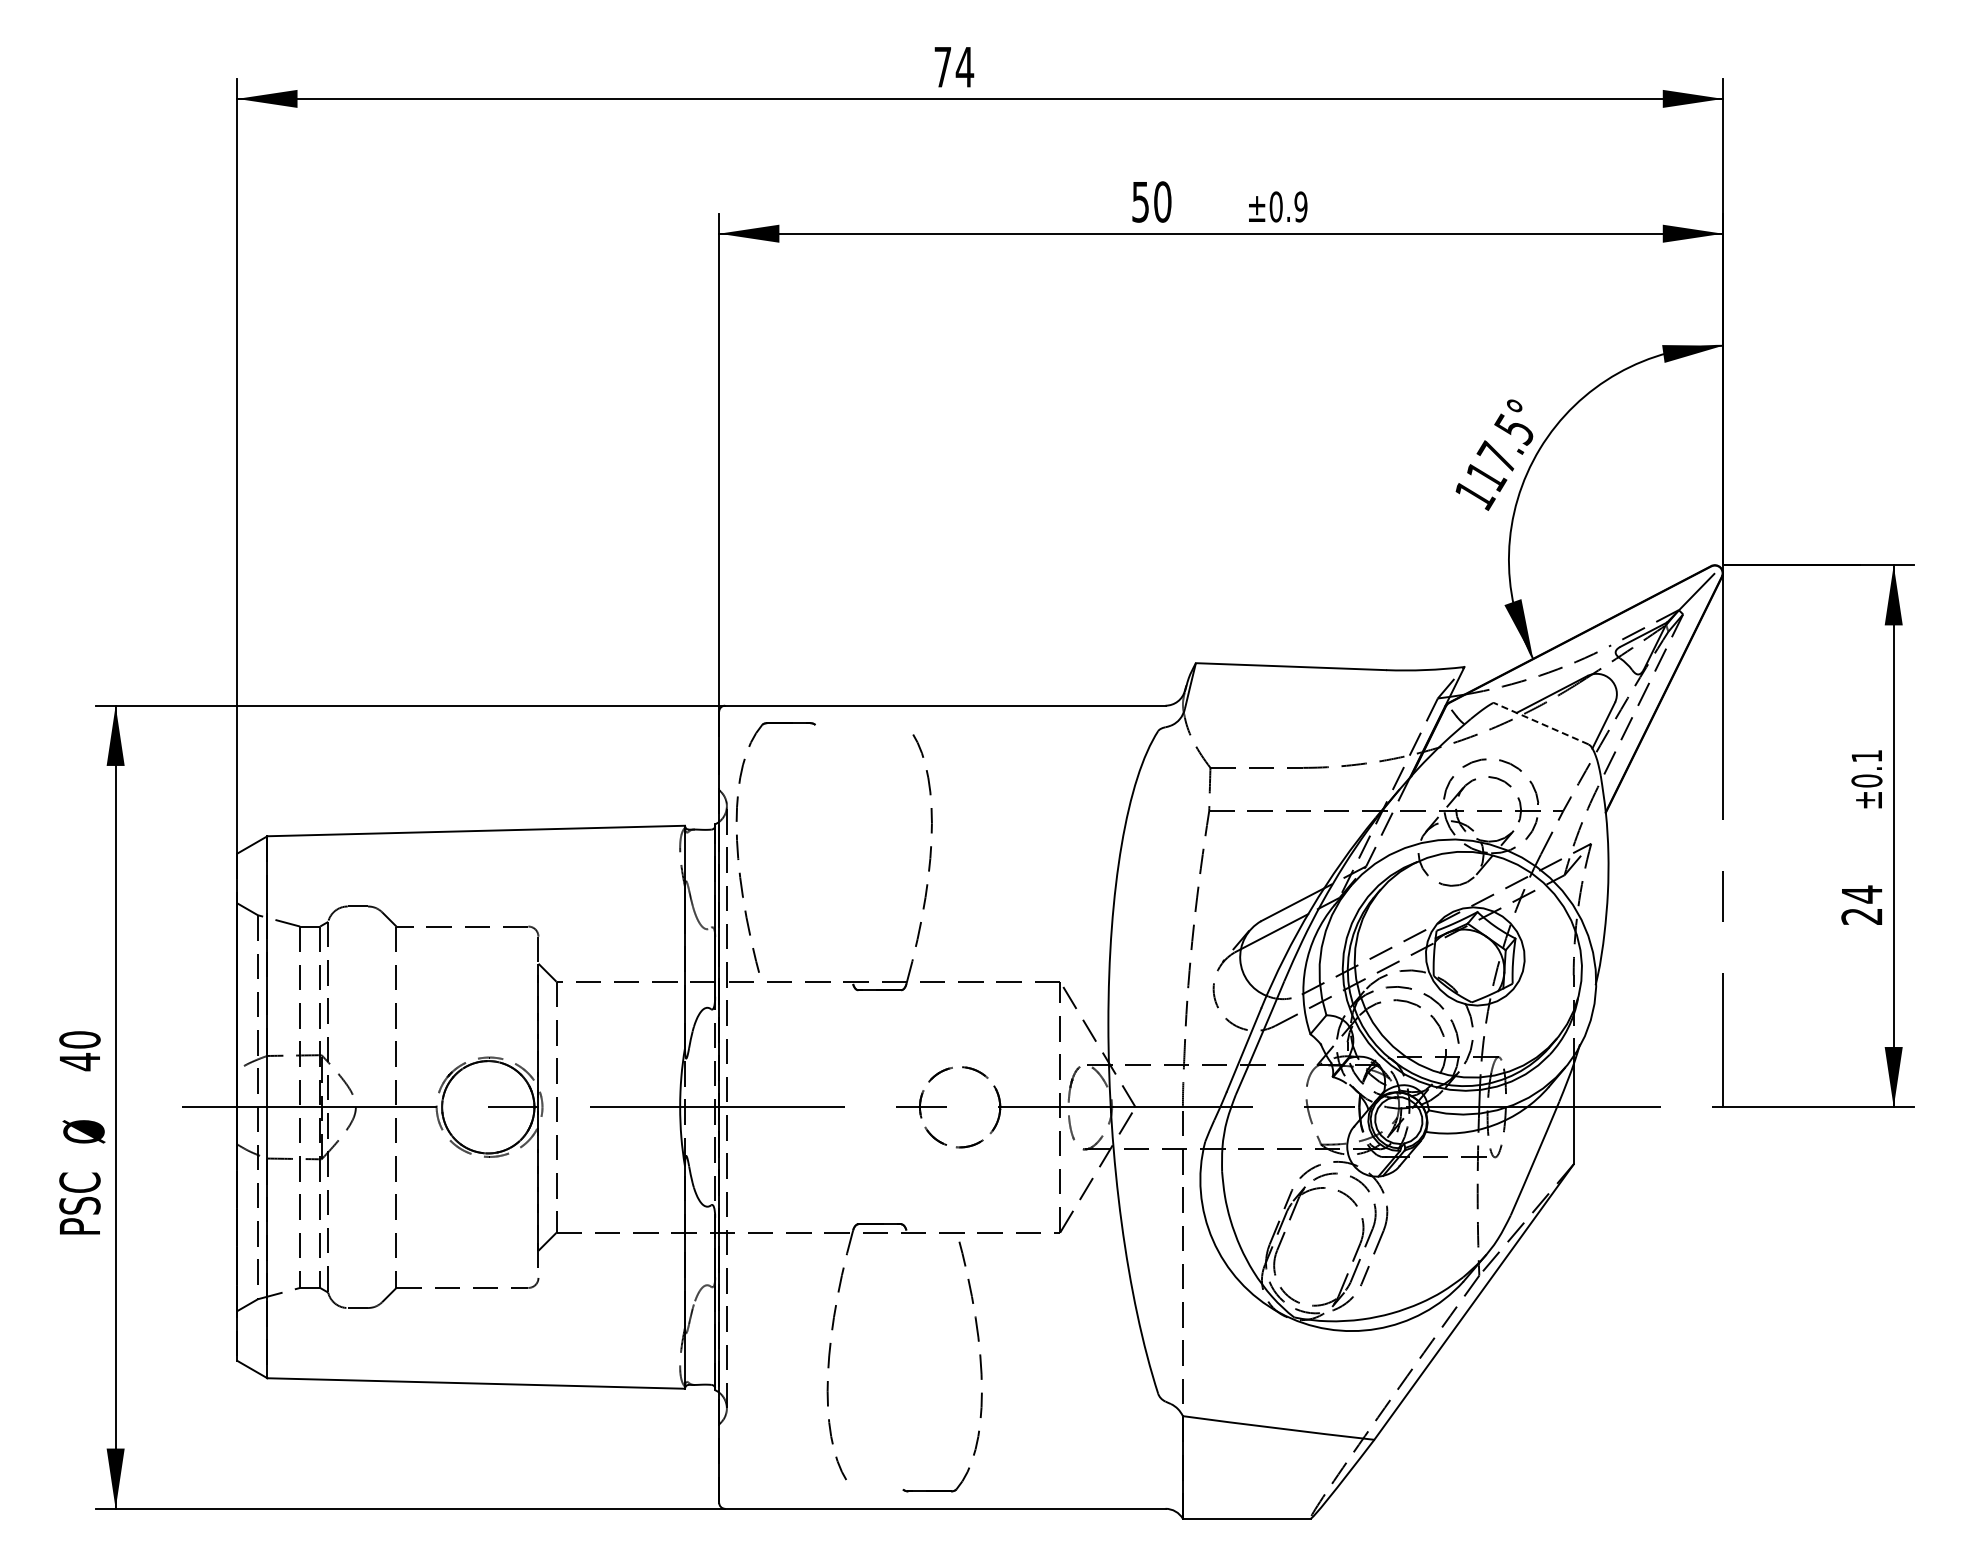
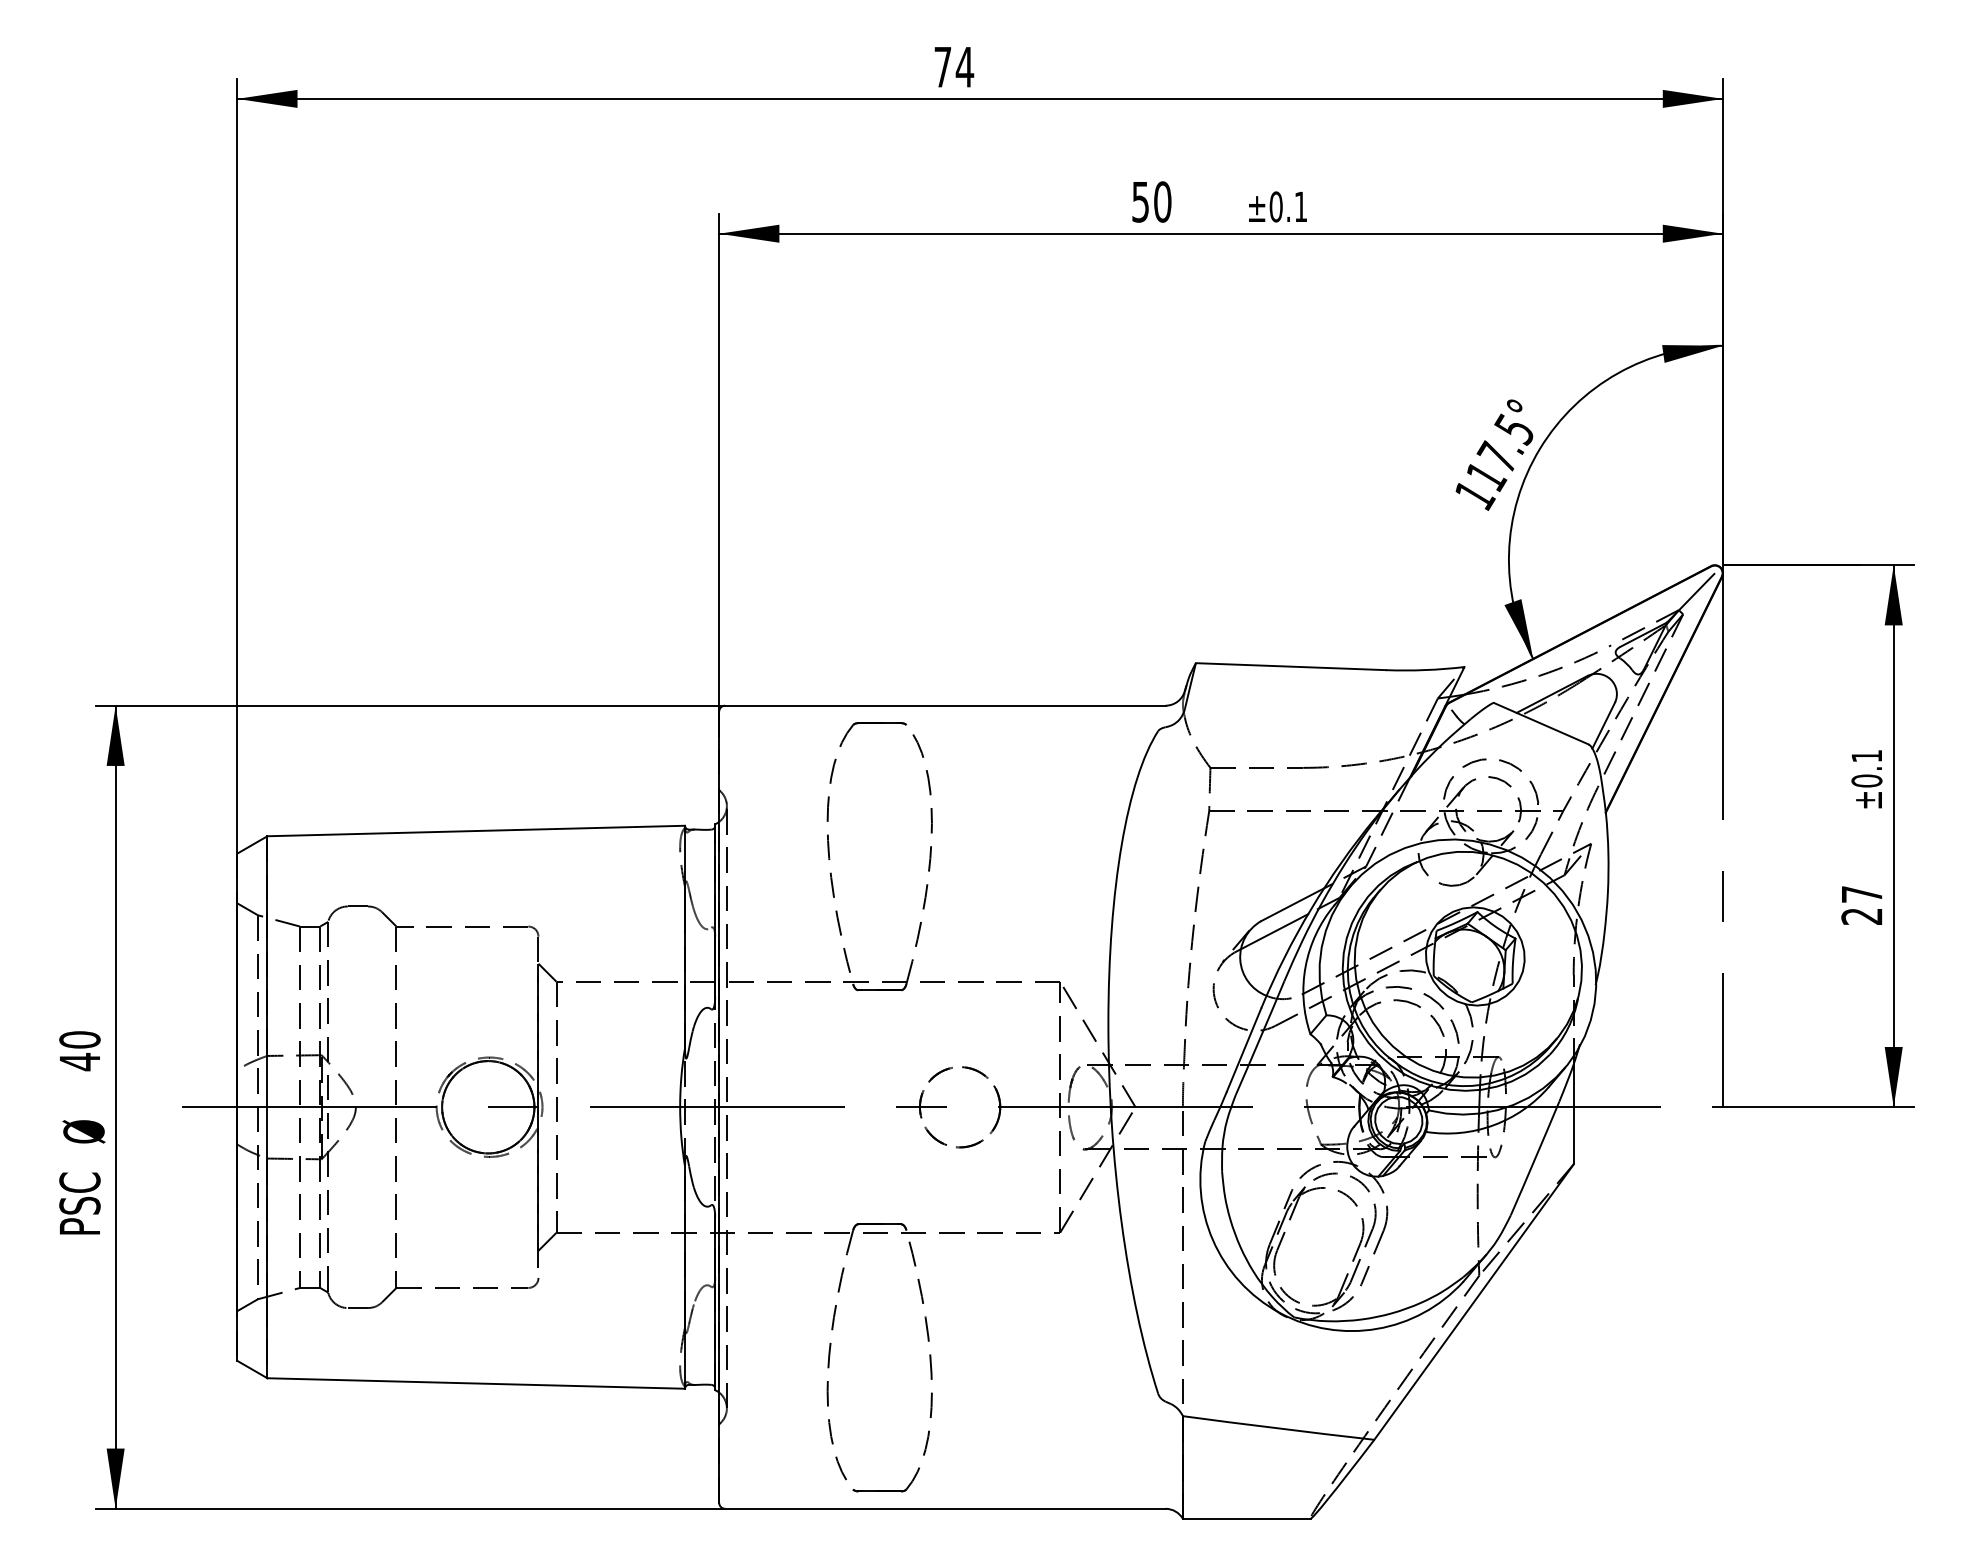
text: ±0.9 -> ±0.1 (1300, 206)
line: dashed -> solid (1541, 723)
part position: (738, 847) -> (829, 847) (829, 847)
text: 24 -> 27 (1862, 894)
part position: (979, 1362) -> (929, 1362) (929, 1362)
